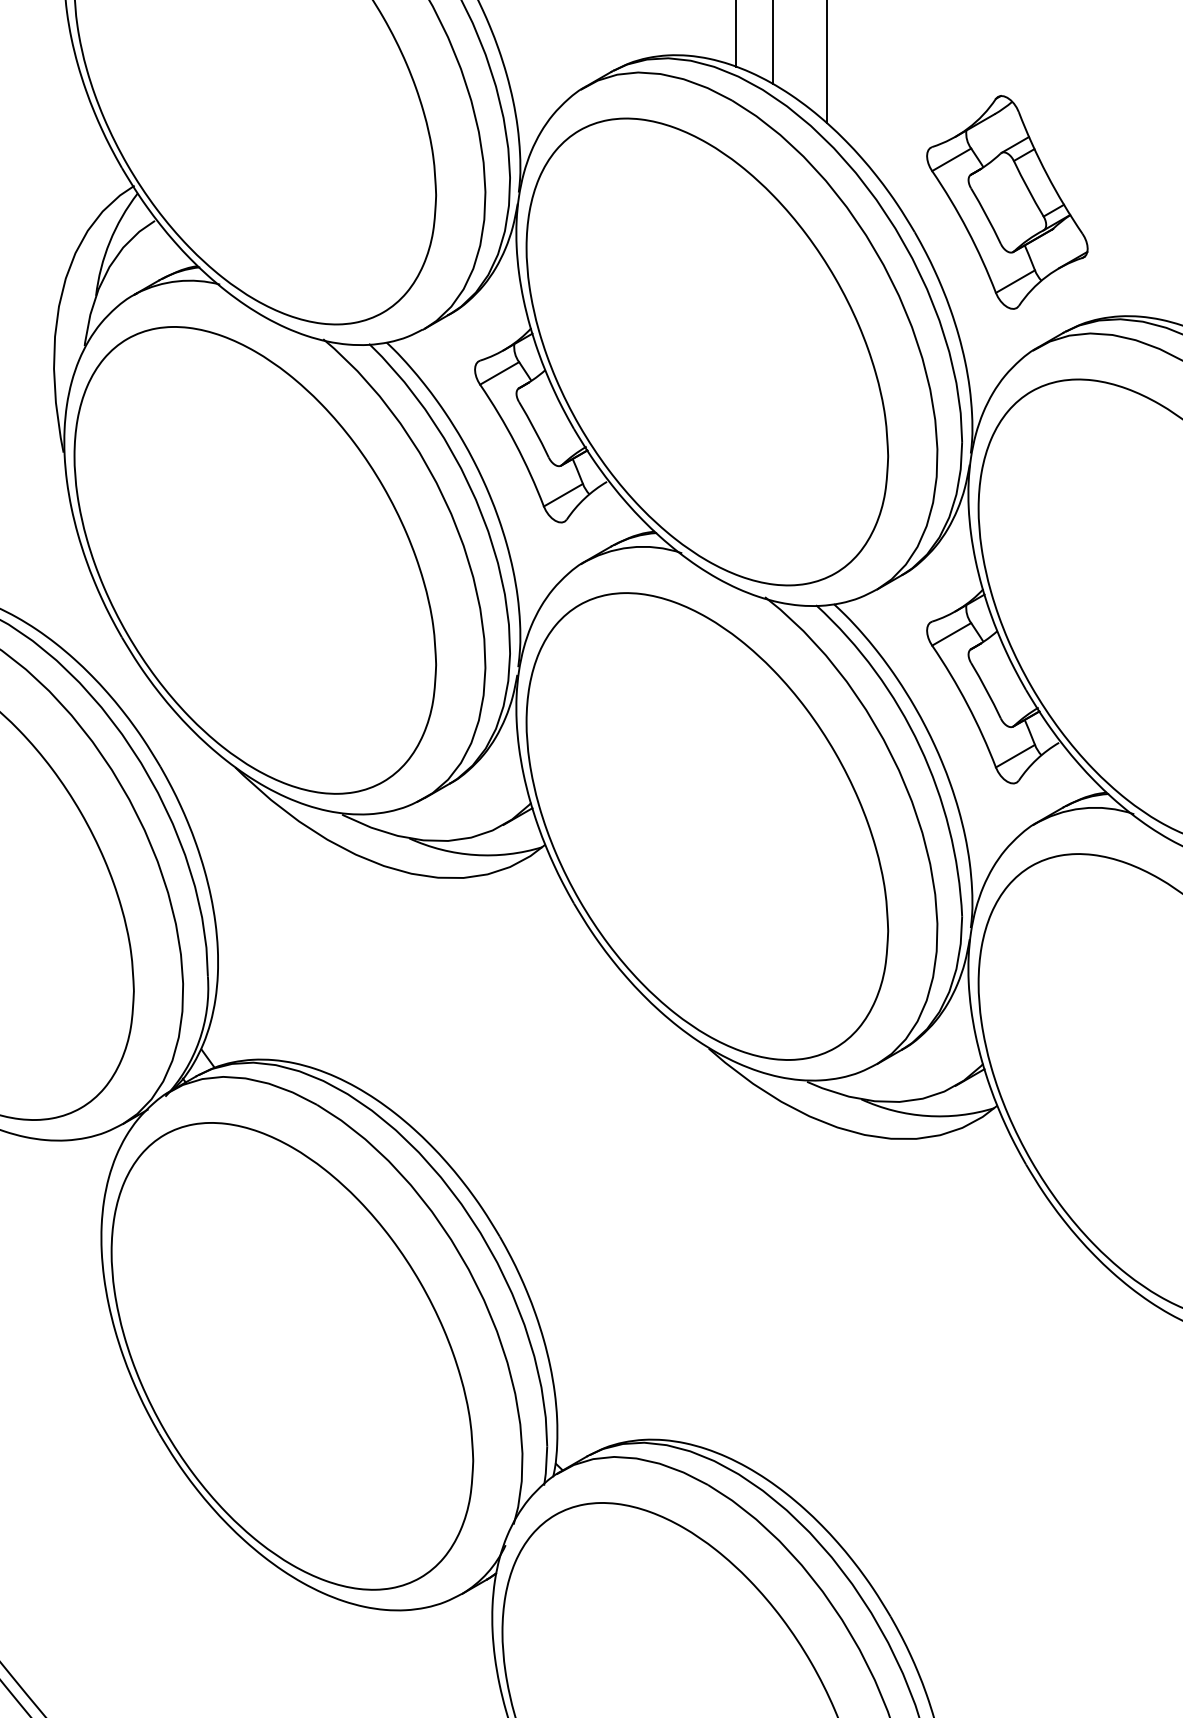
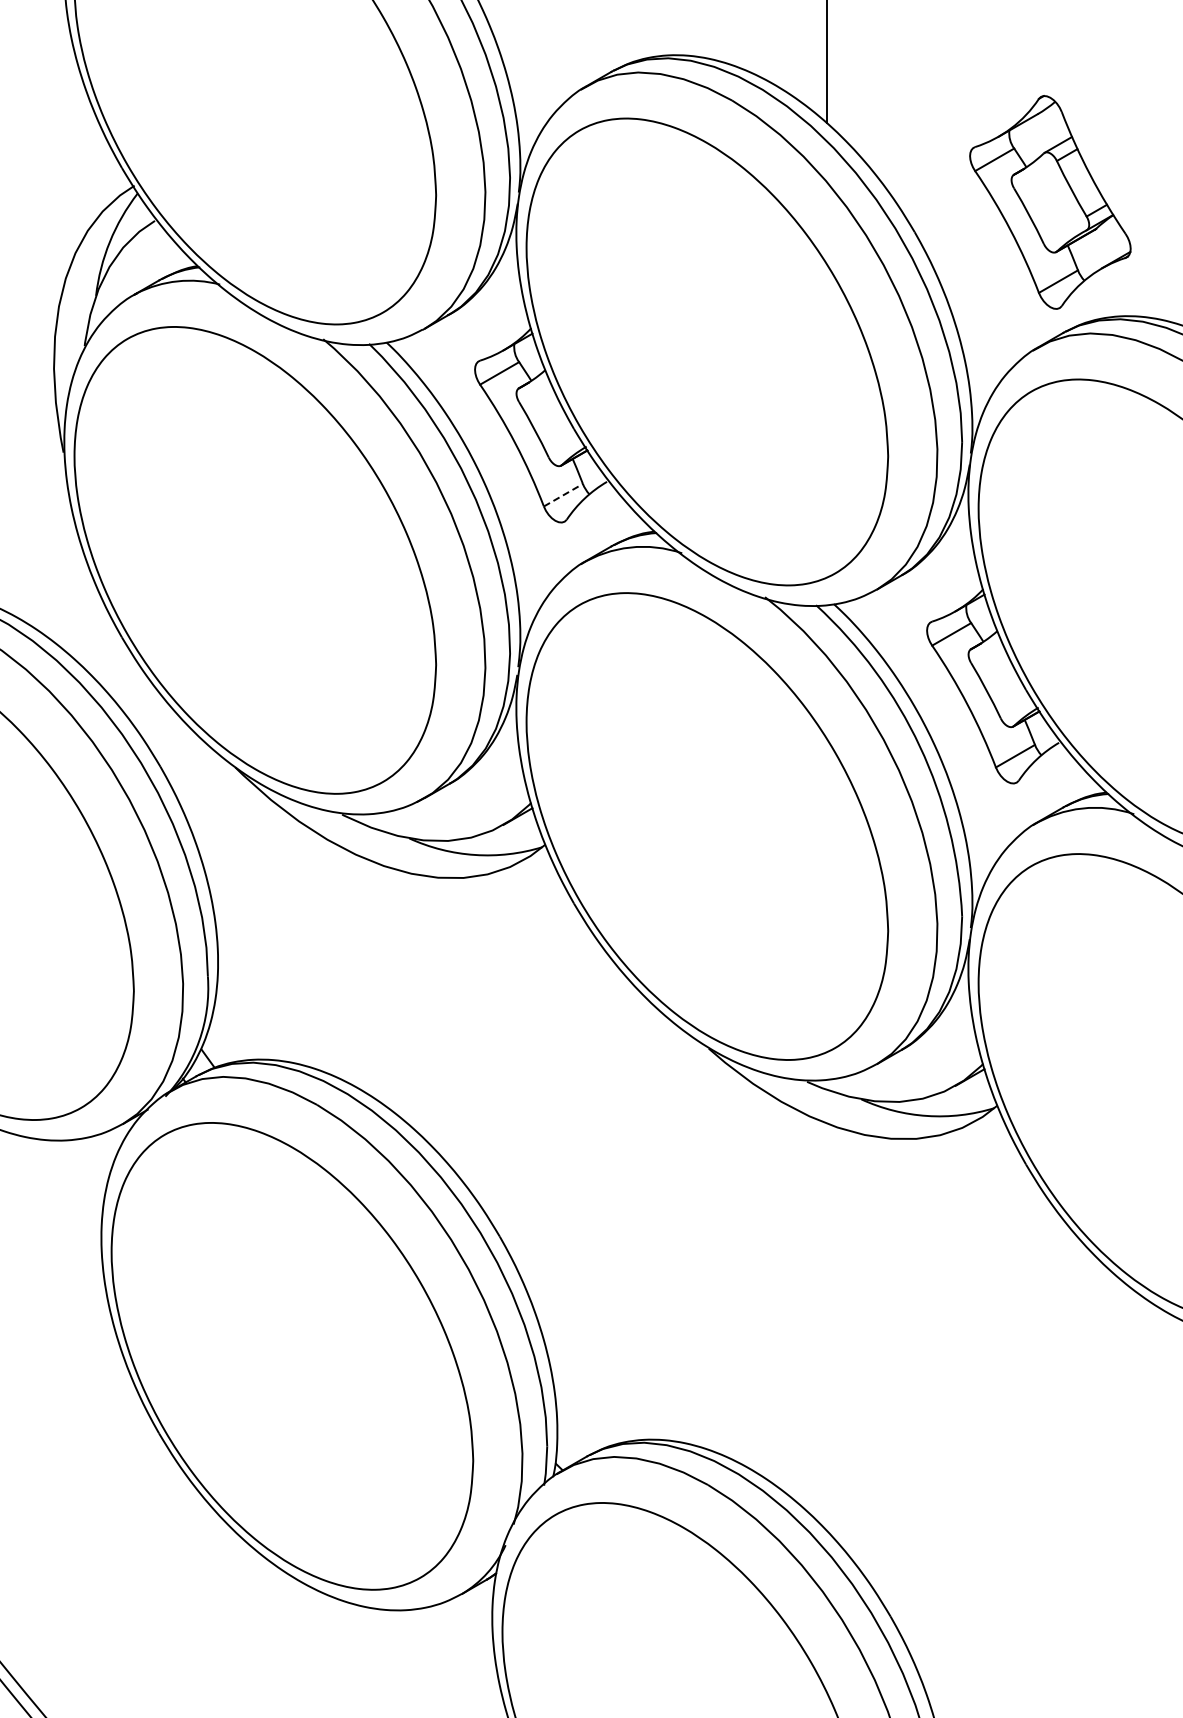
line: present -> none (736, 34)
line: present -> none (773, 43)
part position: (1007, 202) -> (1050, 202) (1050, 202)
line: solid -> dashed (563, 495)
